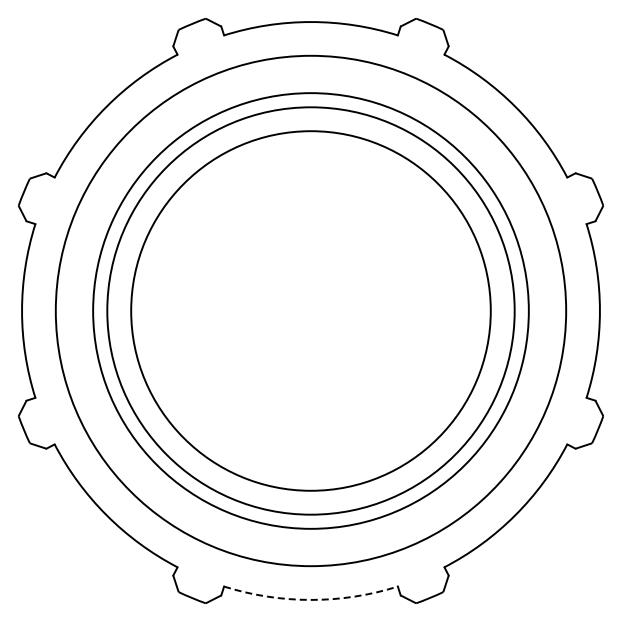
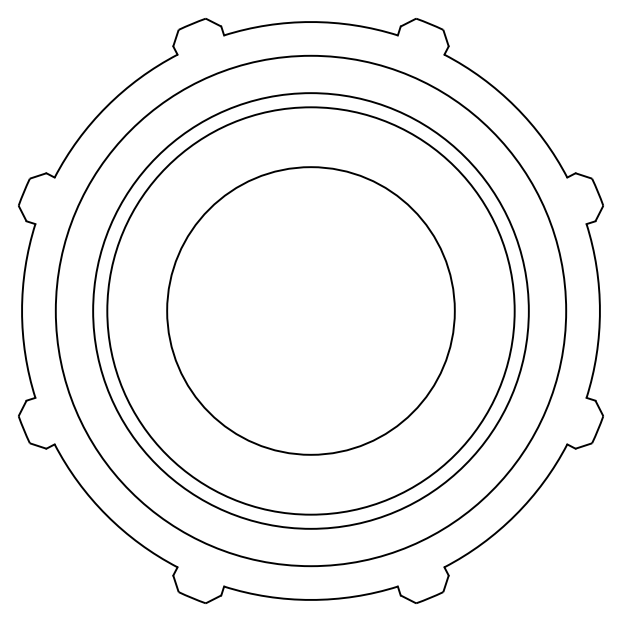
circle diameter: 360 px -> 288 px (310, 310)
arc: dashed -> solid (310, 599)
